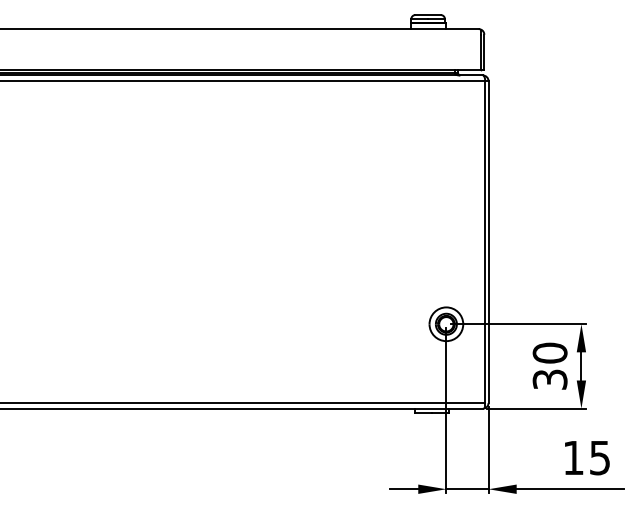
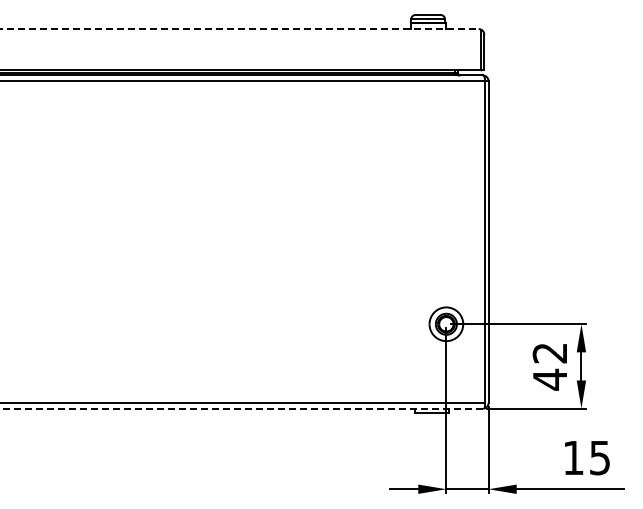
line: solid -> dashed (239, 29)
text: 30 -> 42 (549, 366)
line: solid -> dashed (241, 408)
